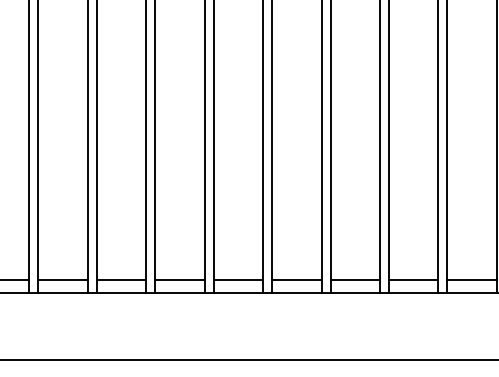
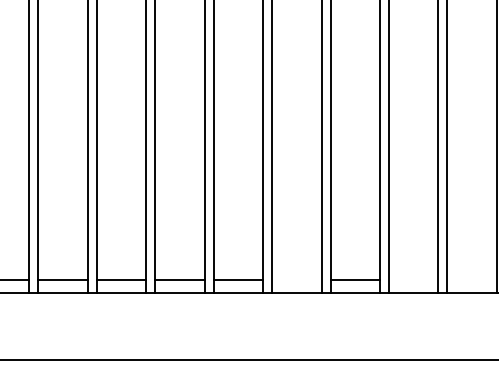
line: present -> none (296, 279)
line: present -> none (413, 279)
line: present -> none (471, 279)
